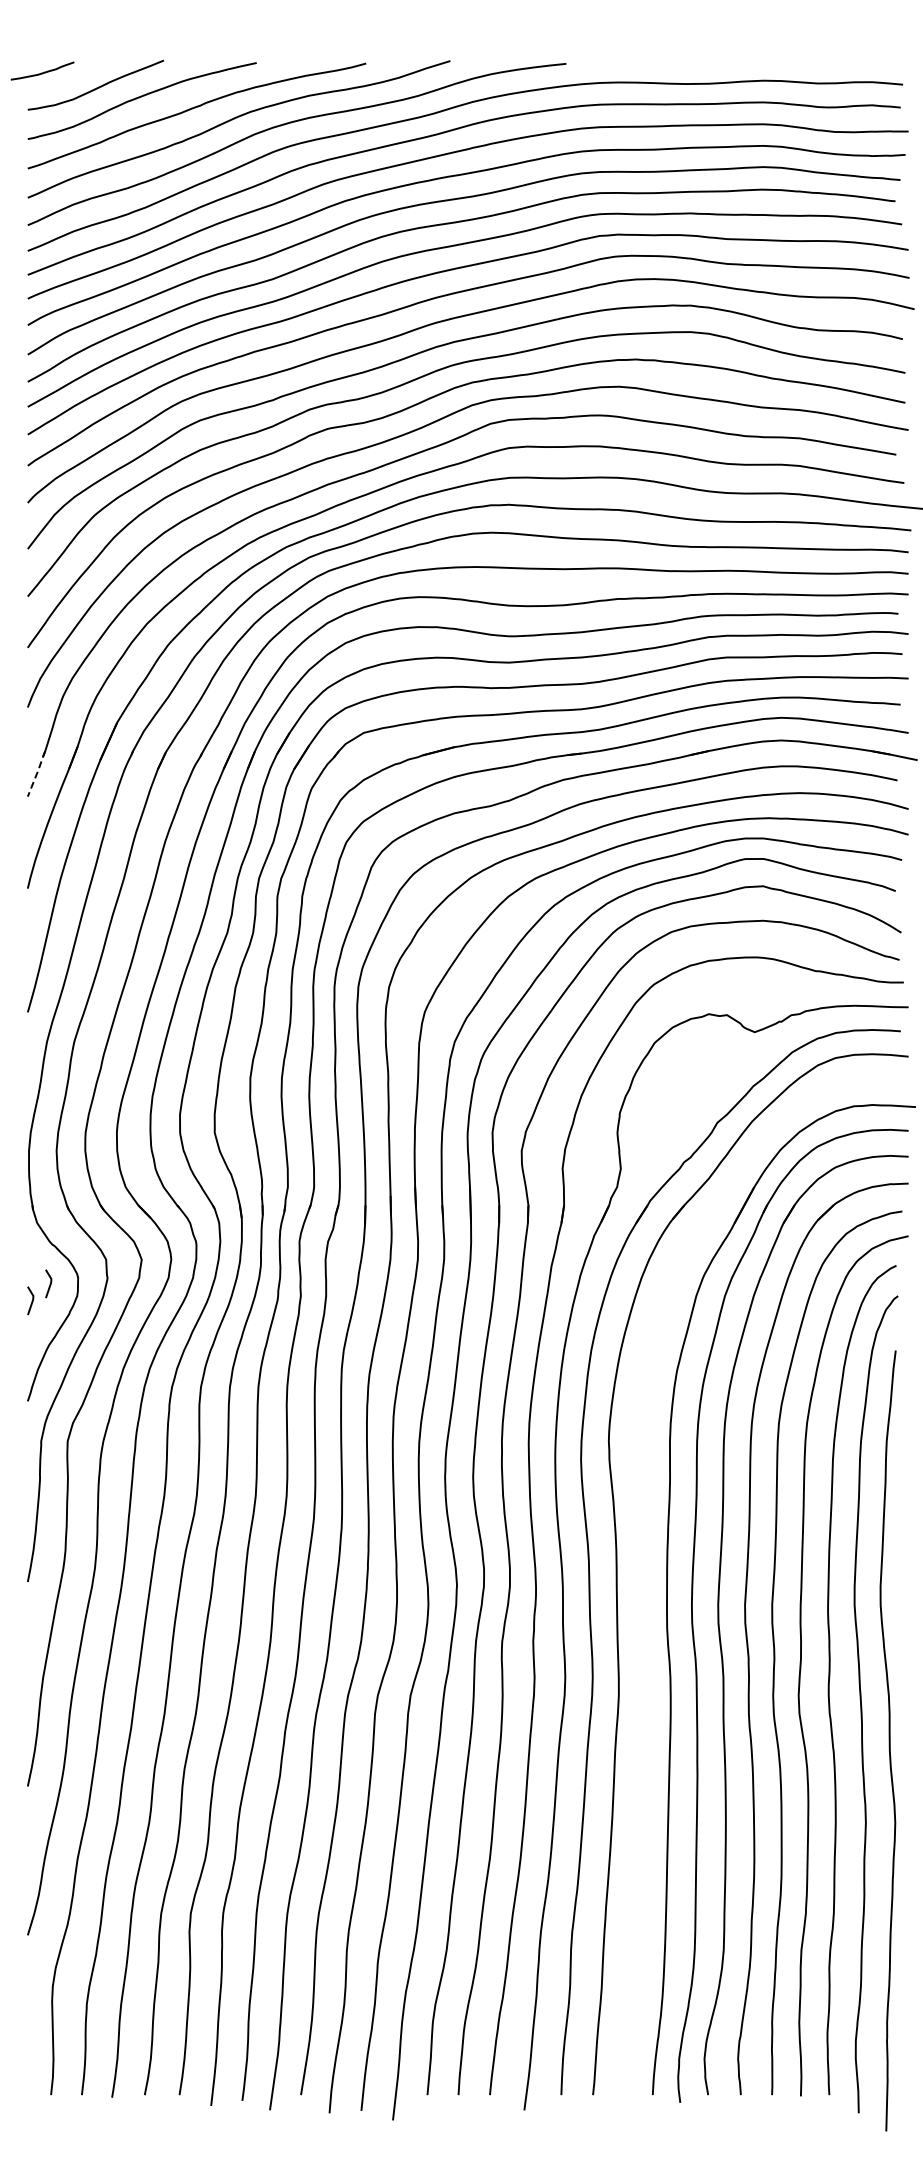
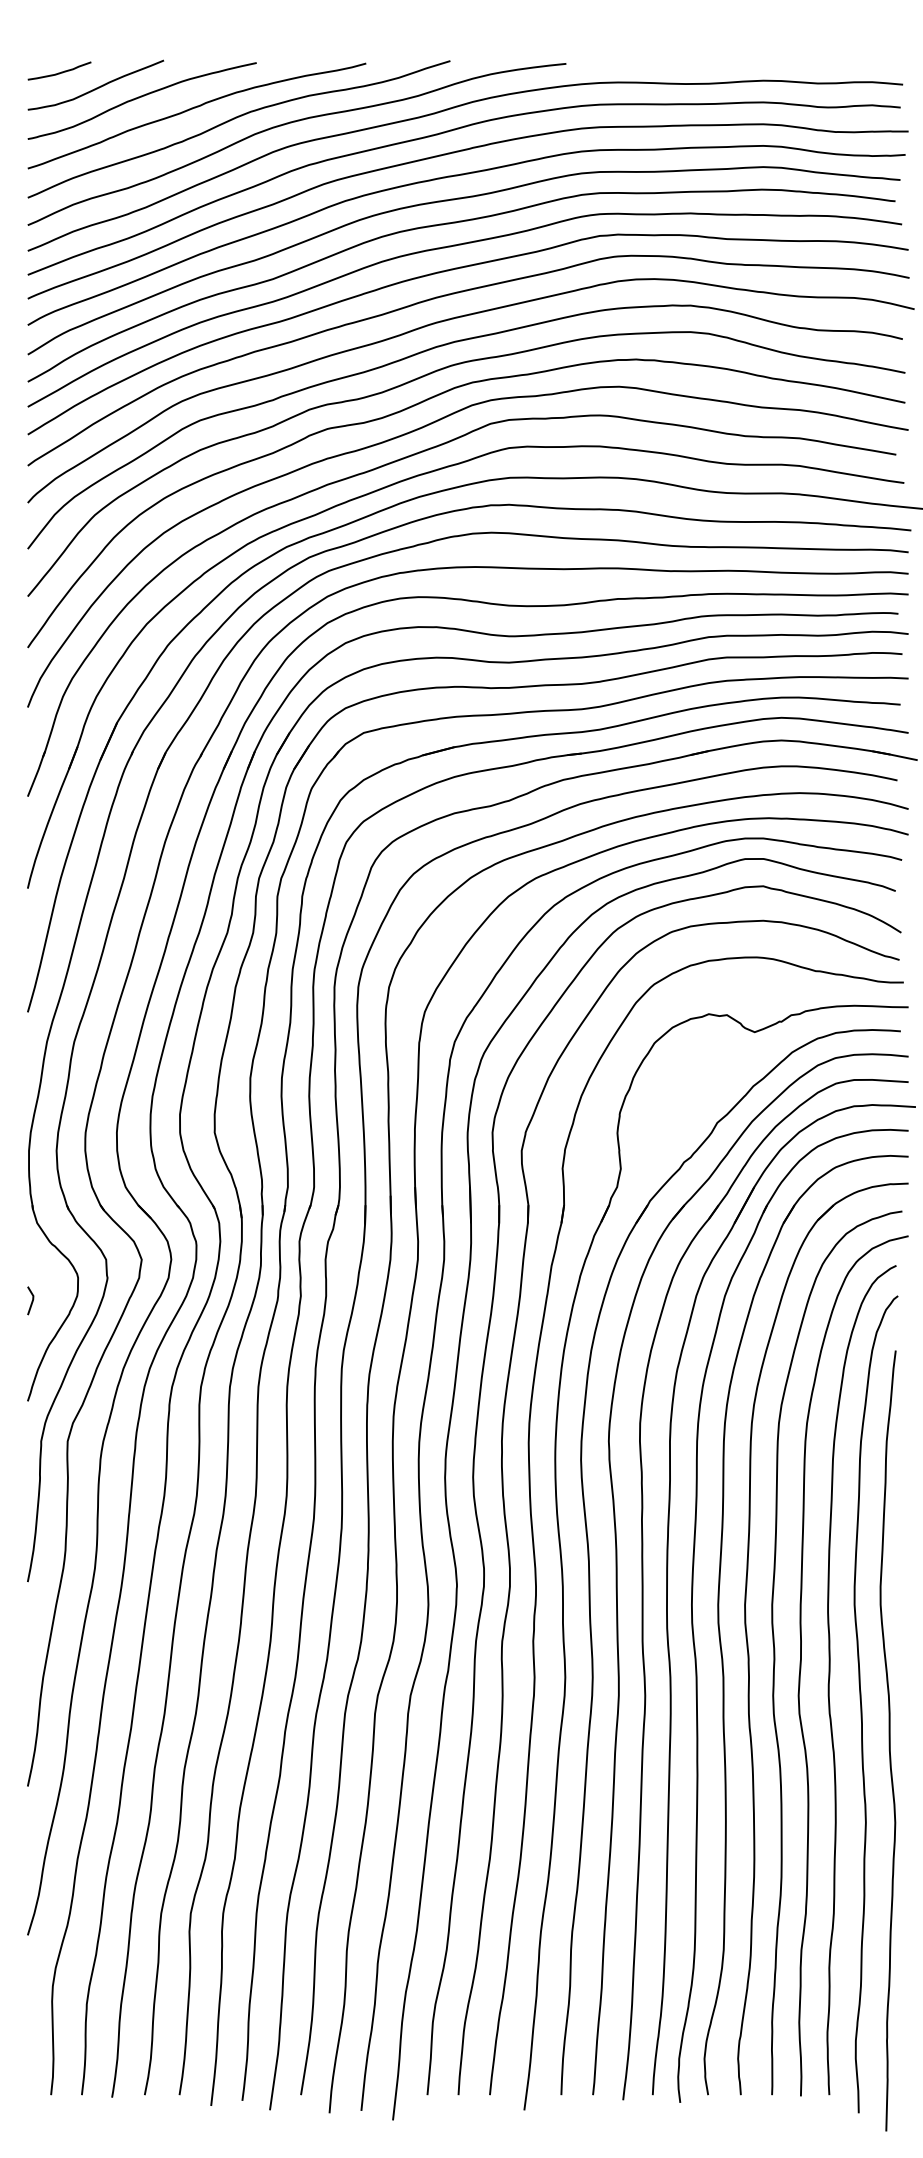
curve position: (42, 72) -> (59, 72) (59, 72)
line: dashed -> solid (37, 772)
curve: present -> none (49, 1284)
part: none -> present (643, 1589)
